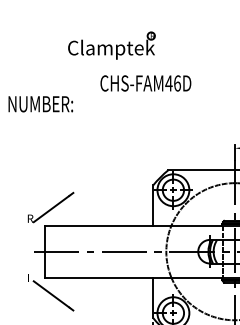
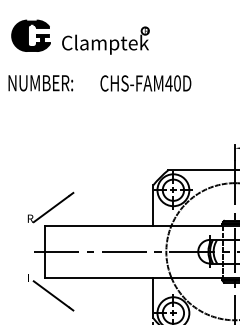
part: none -> present (30, 35)
part position: (111, 45) -> (105, 40) (105, 40)
text: CHS-FAM46D -> CHS-FAM40D (177, 83)
text position: (40, 104) -> (40, 83) (40, 83)
